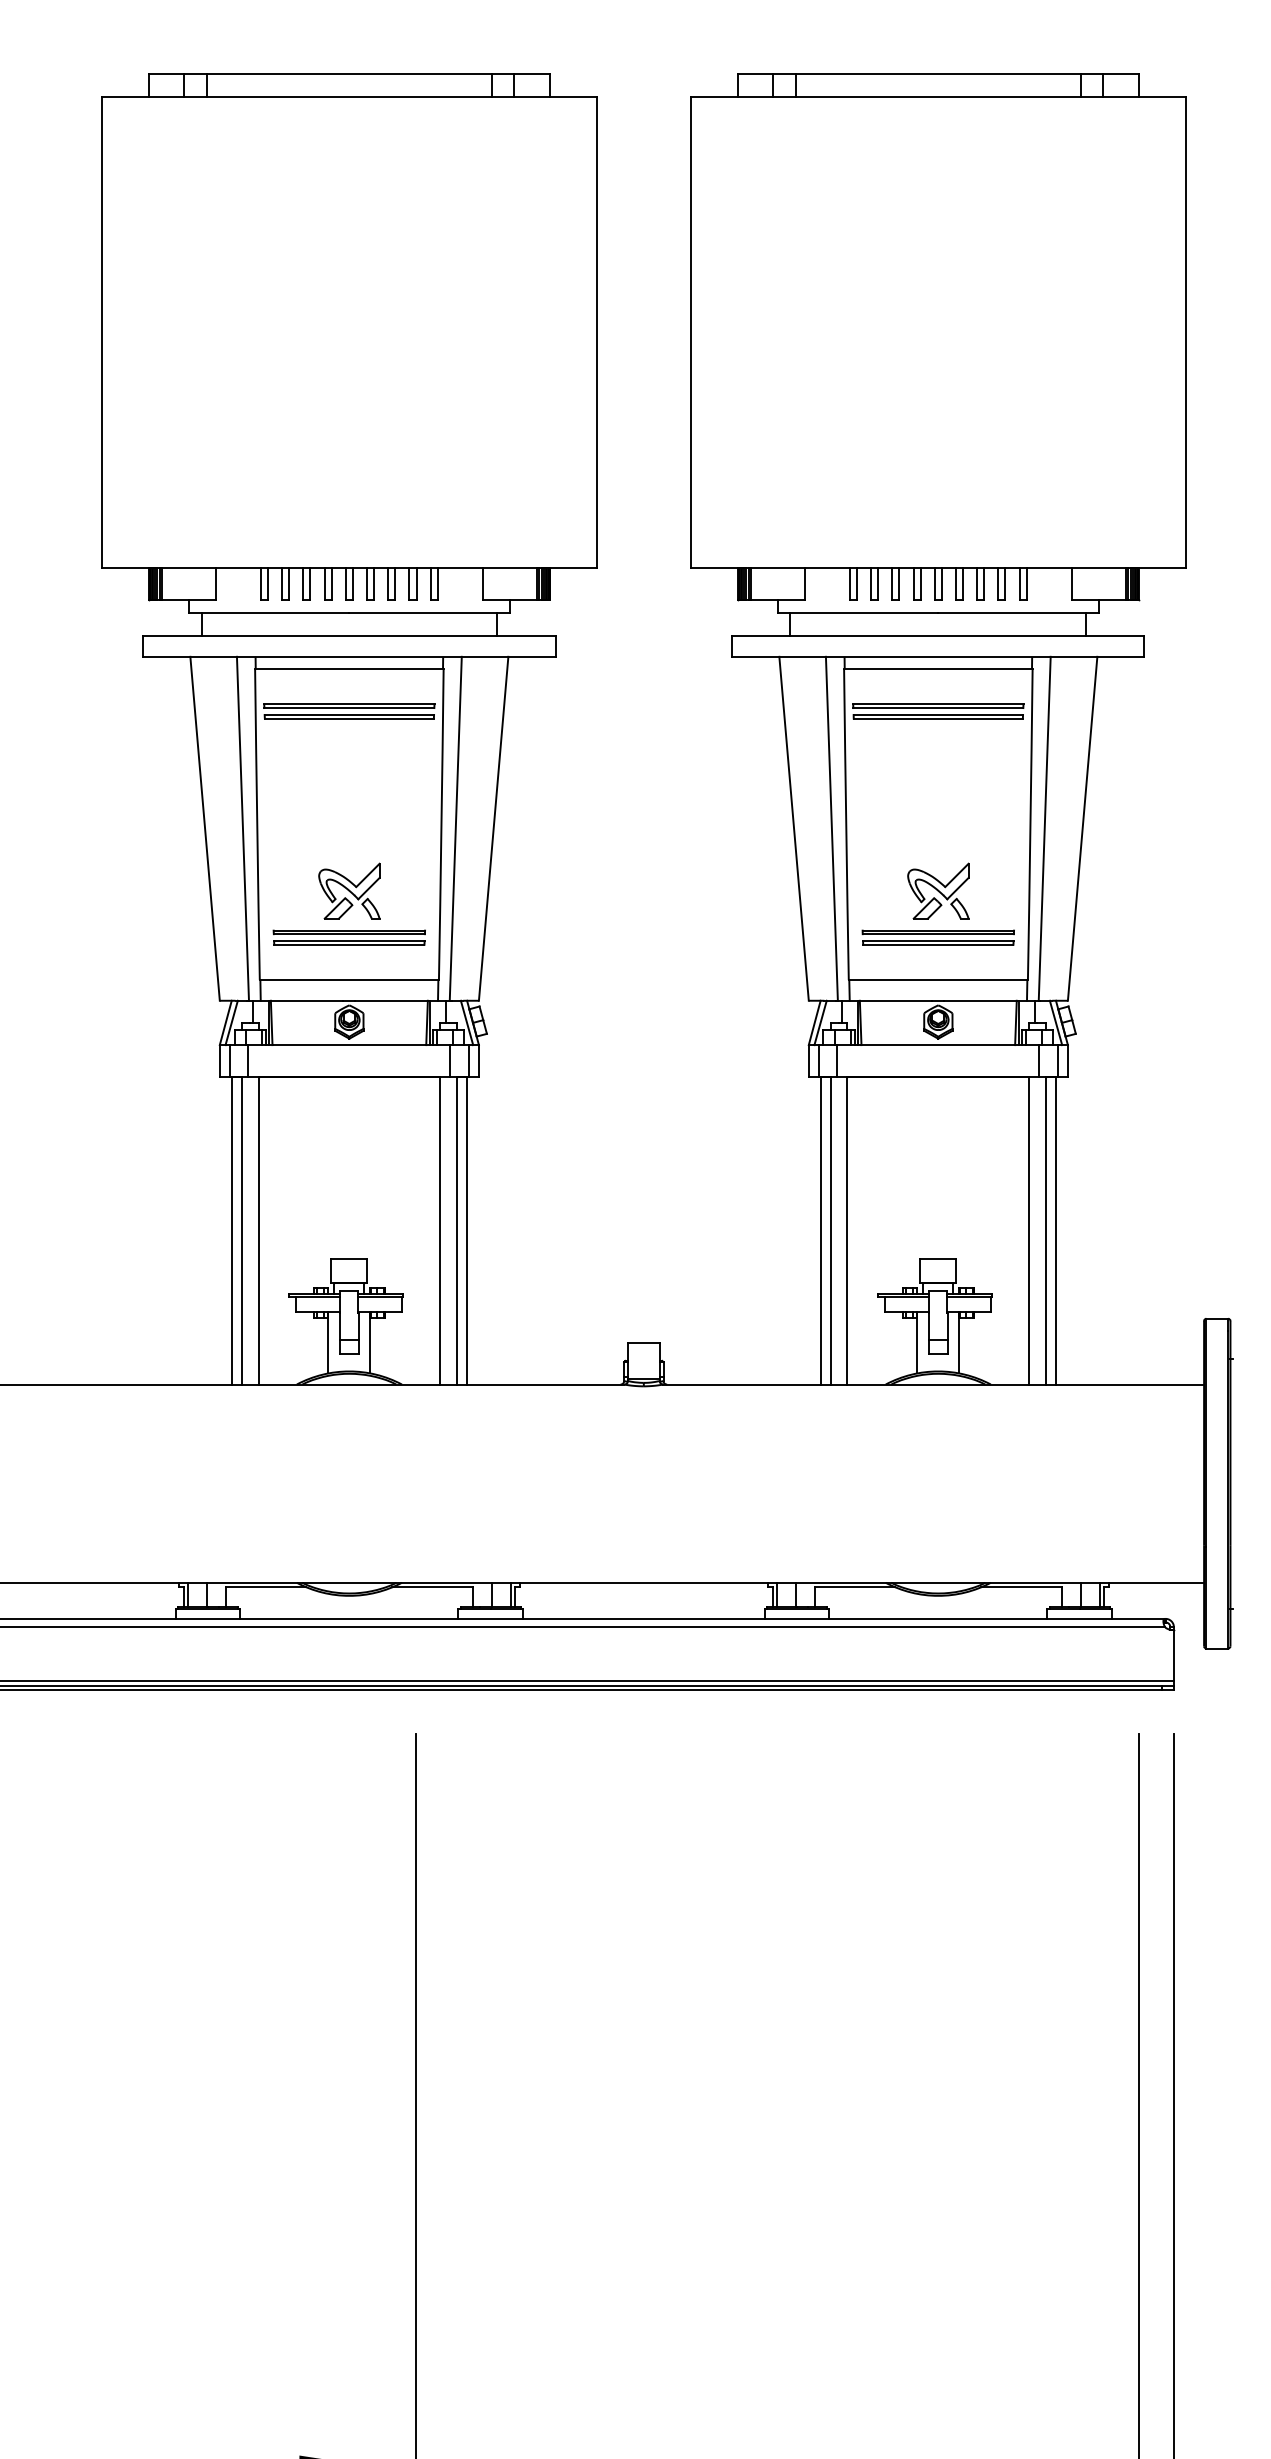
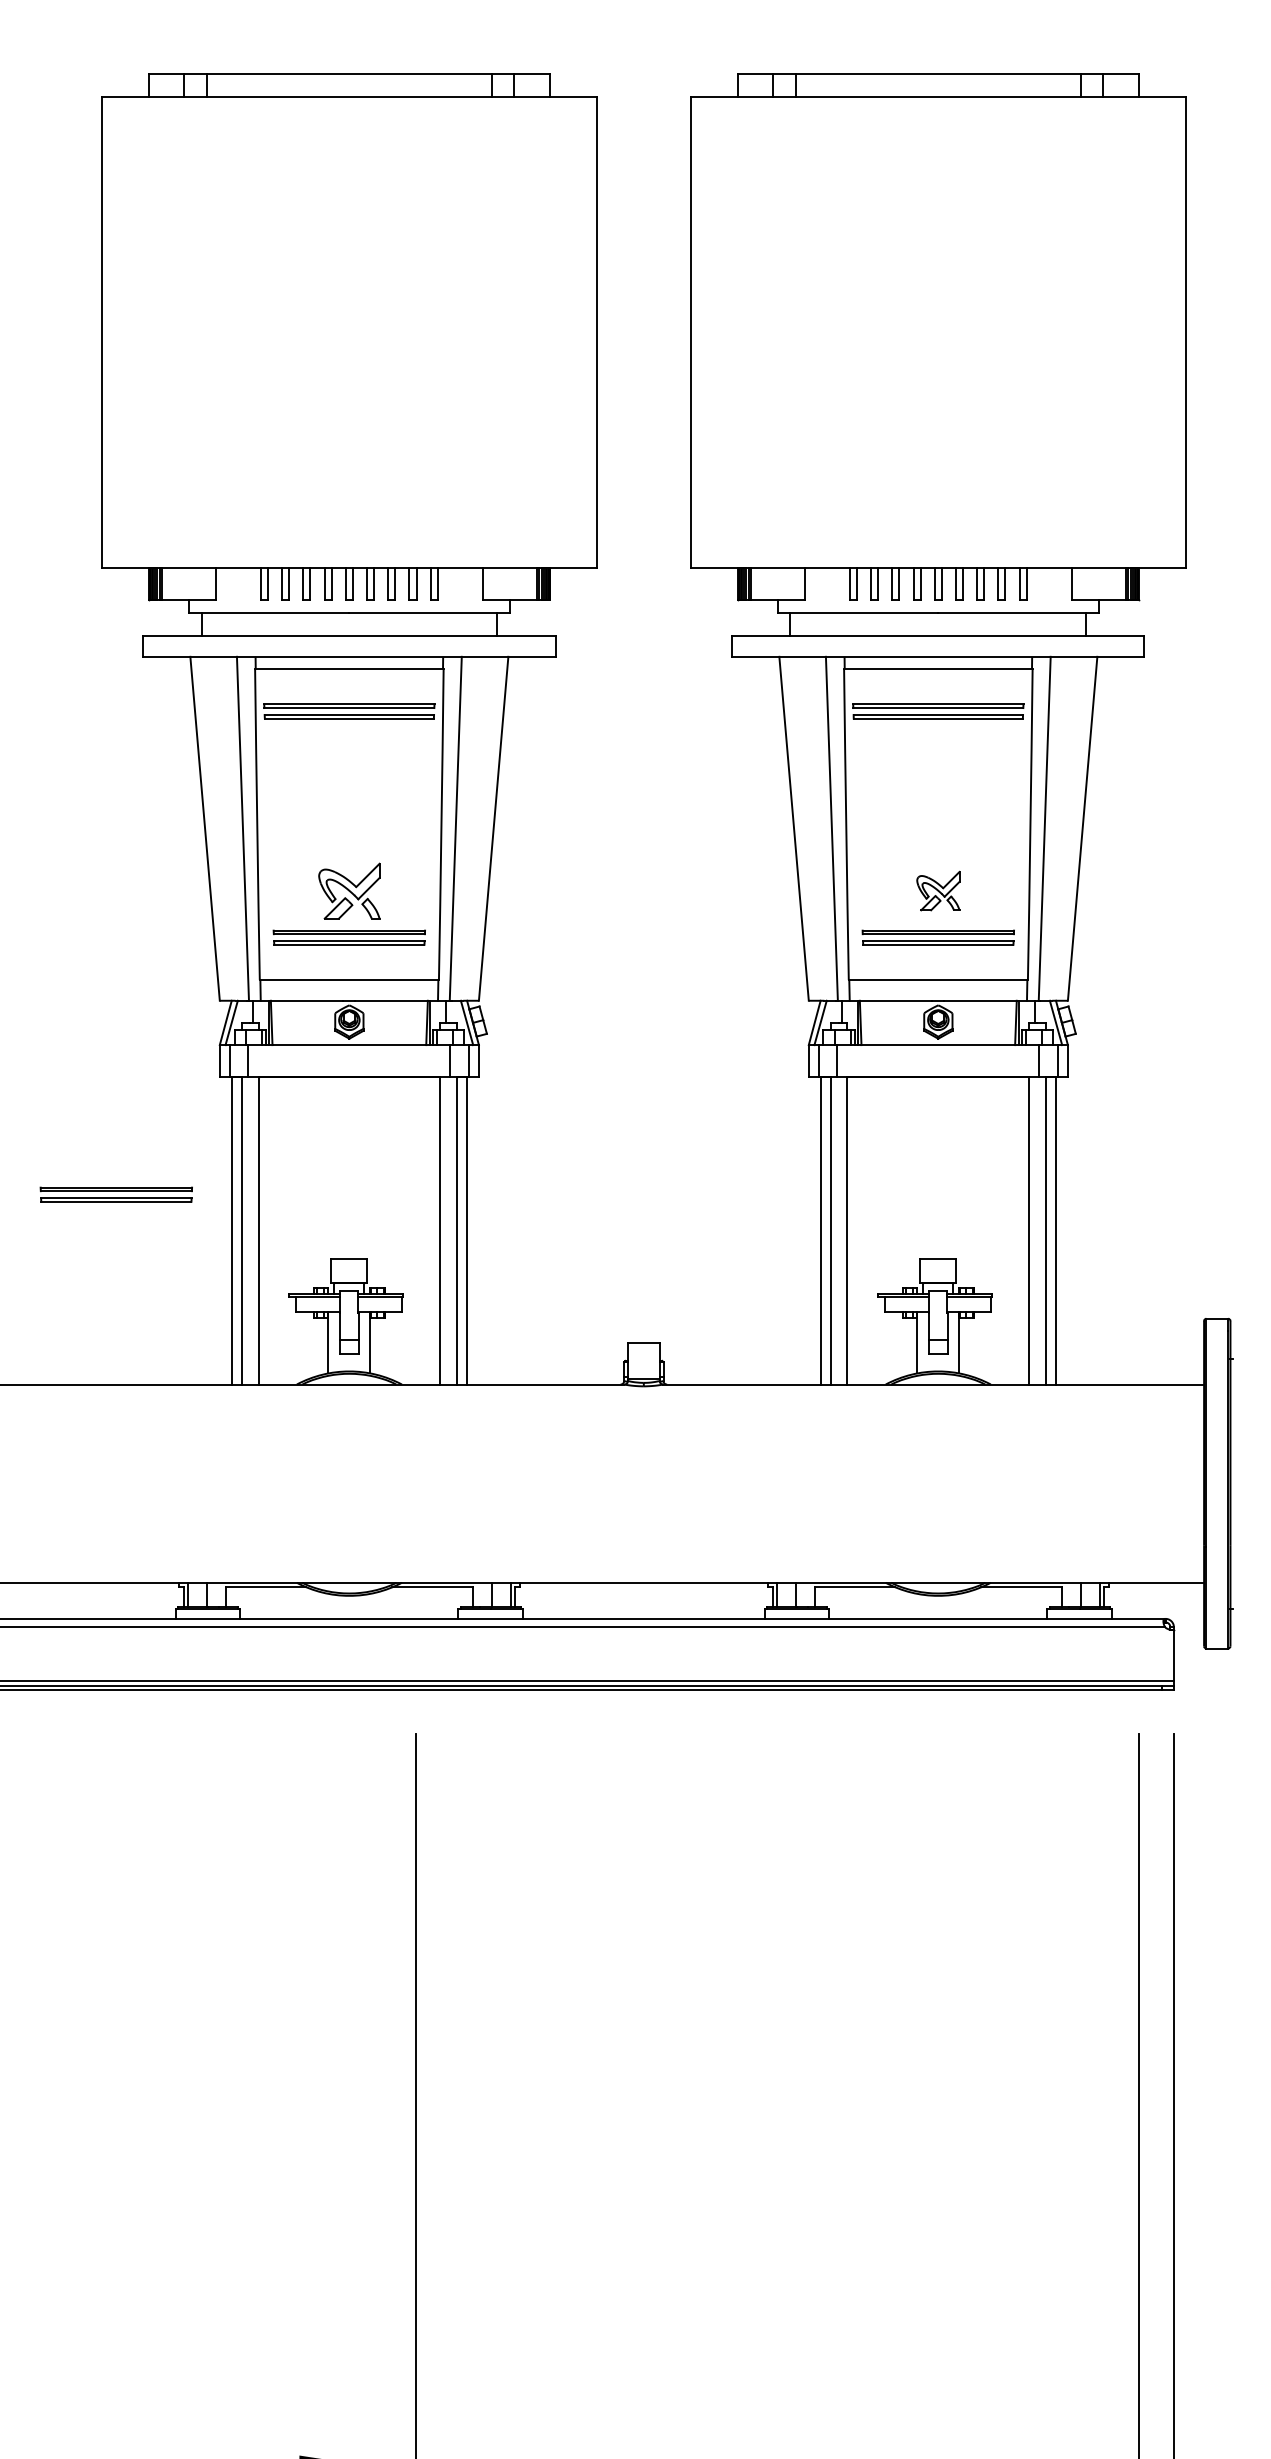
part size: 63x58 px -> 45x42 px (938, 890)
part: none -> present (115, 1194)
